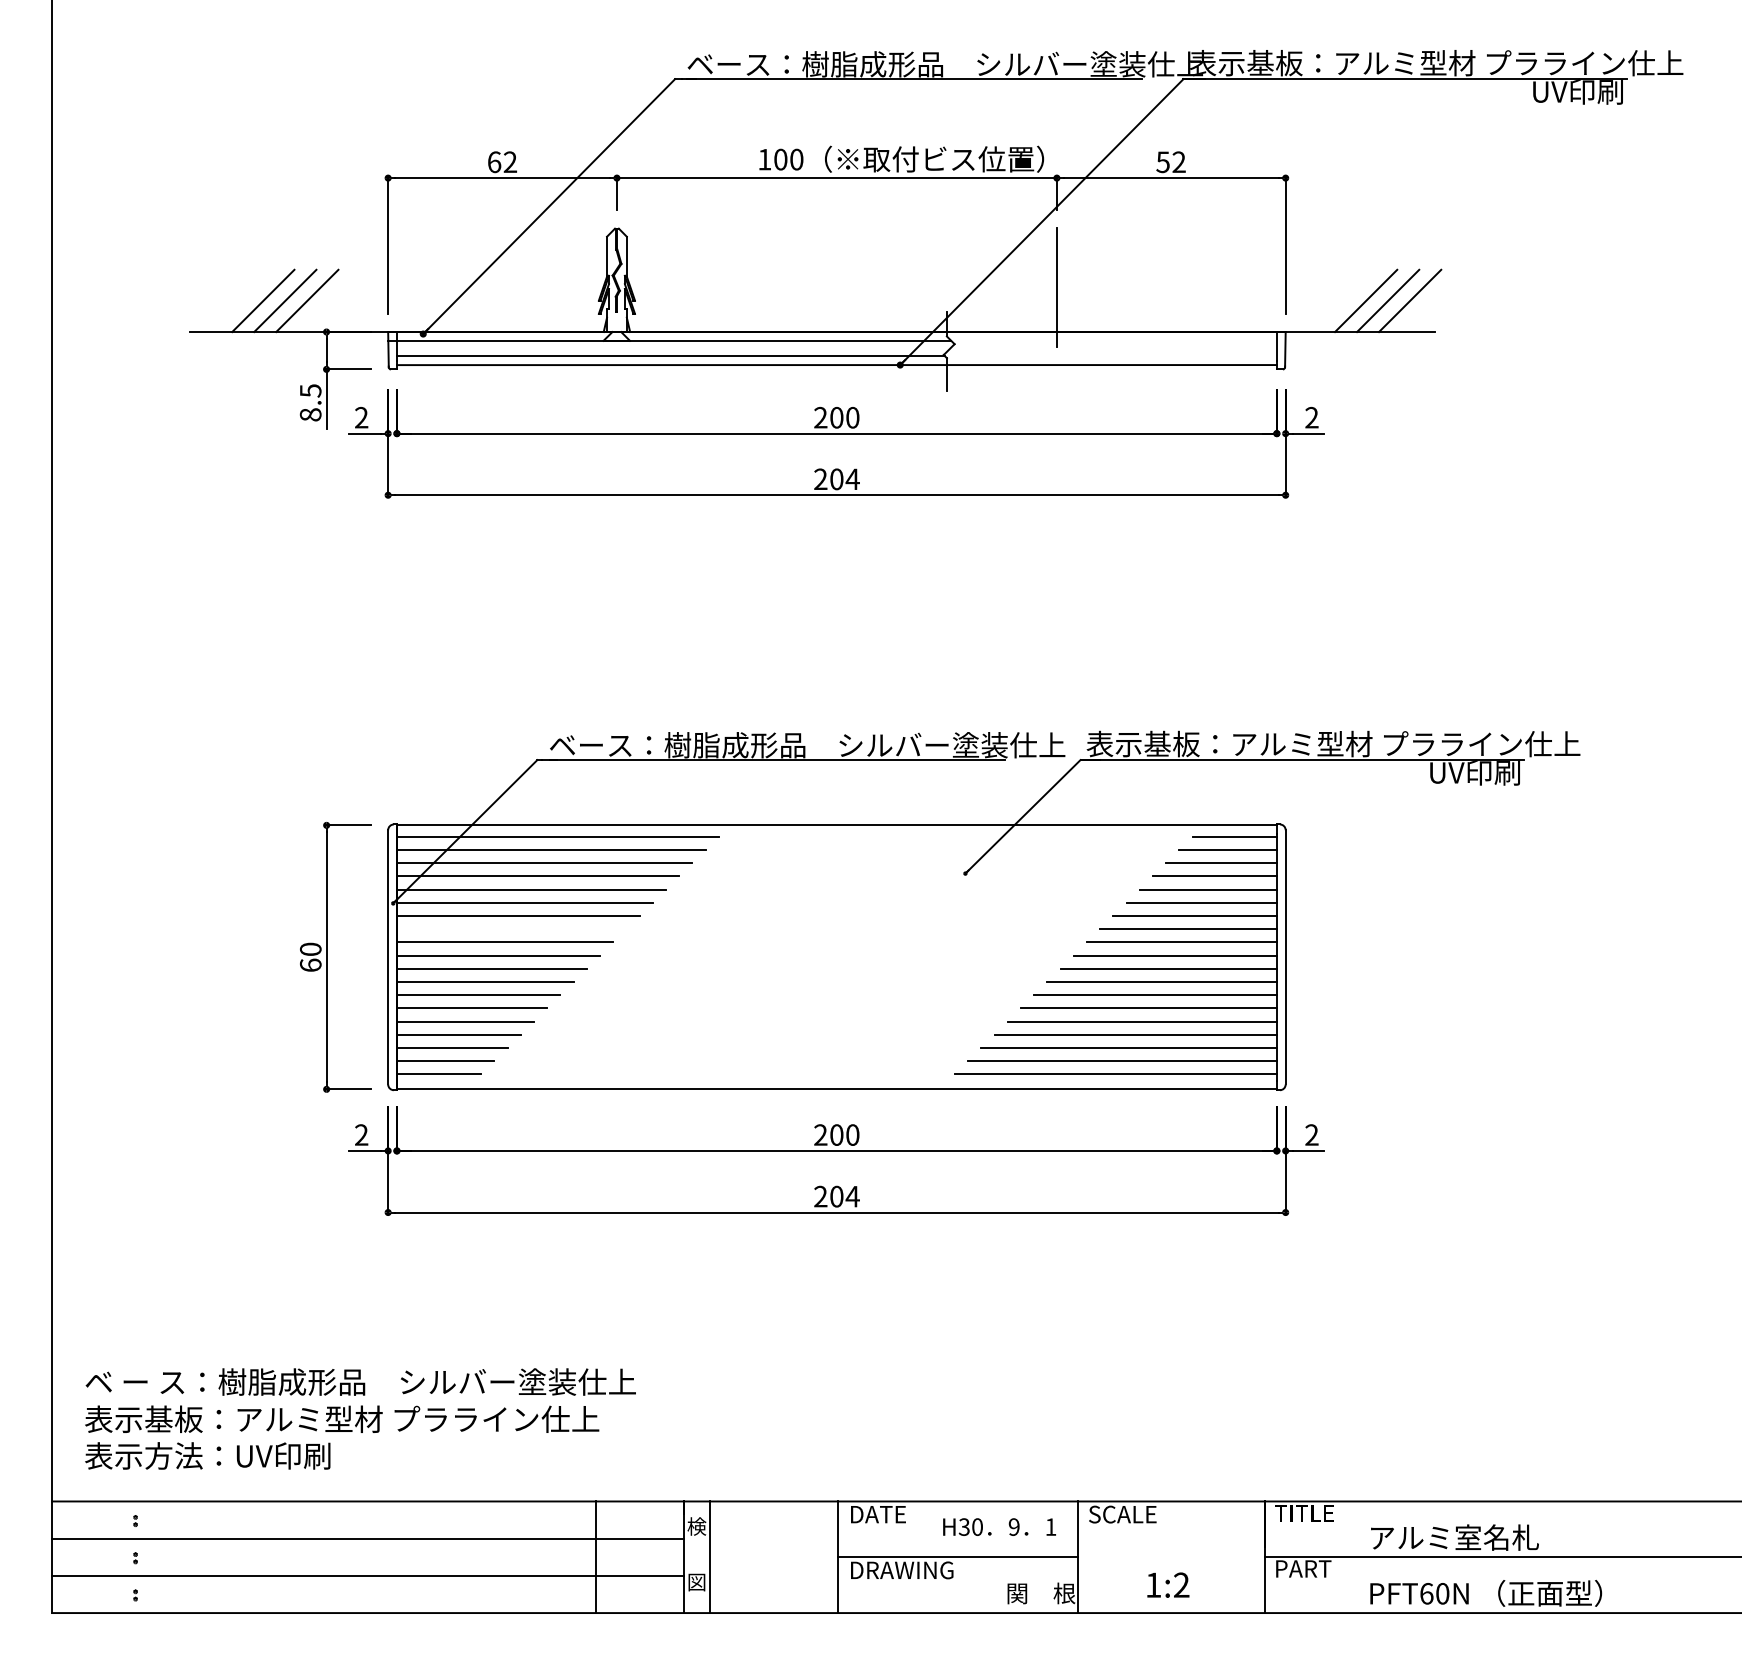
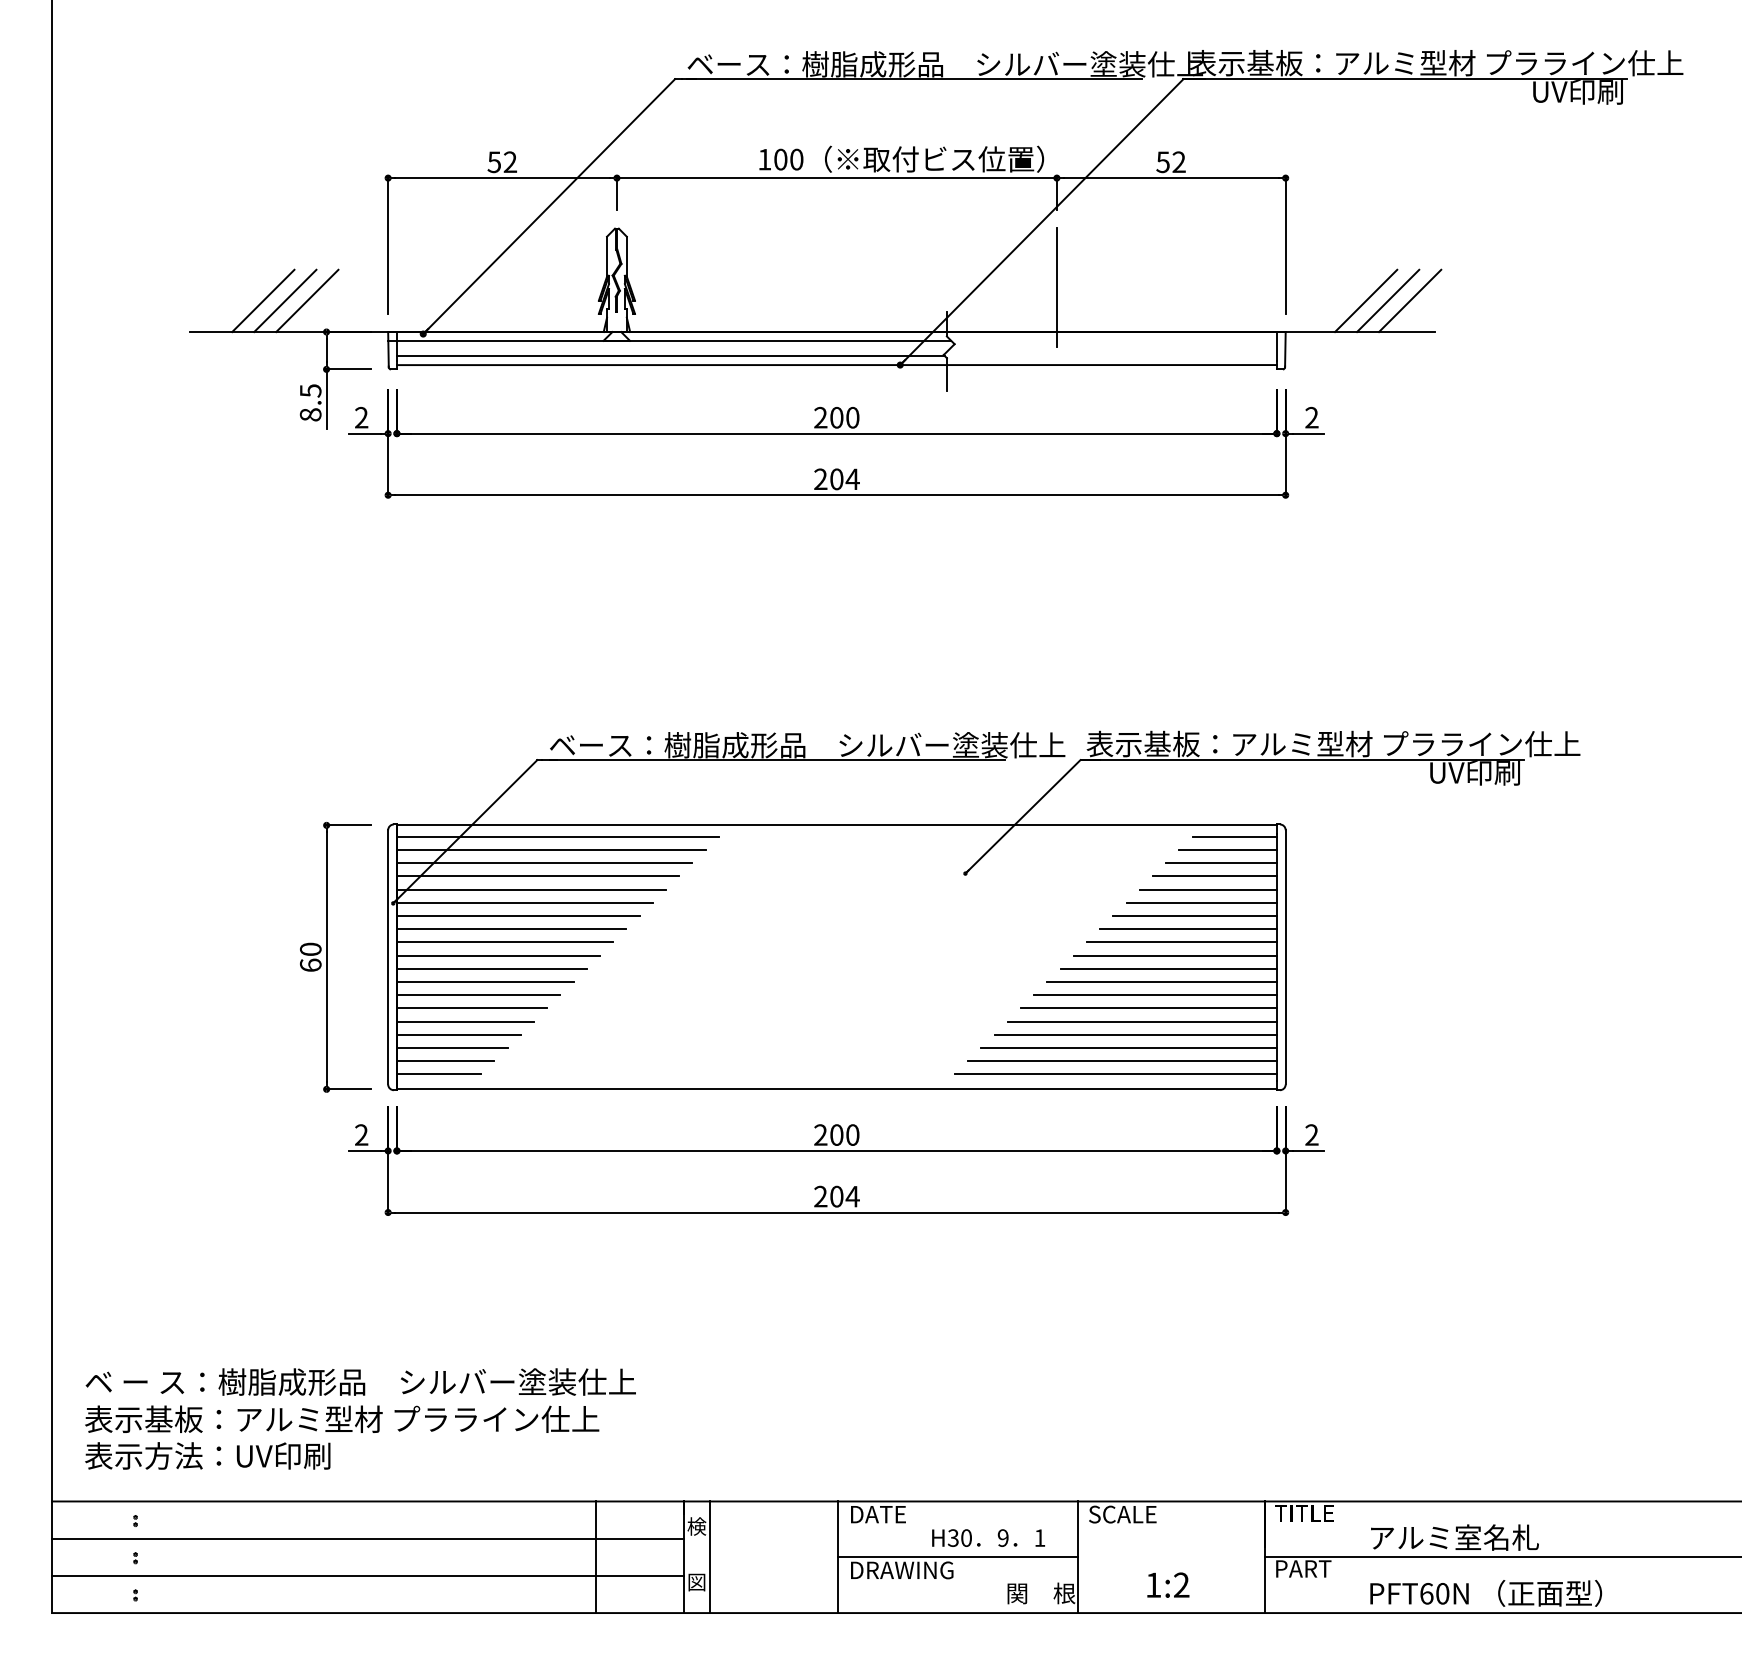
text: 62 -> 52 (494, 162)
line: none -> present (511, 929)
text position: (999, 1526) -> (988, 1537) (988, 1537)
